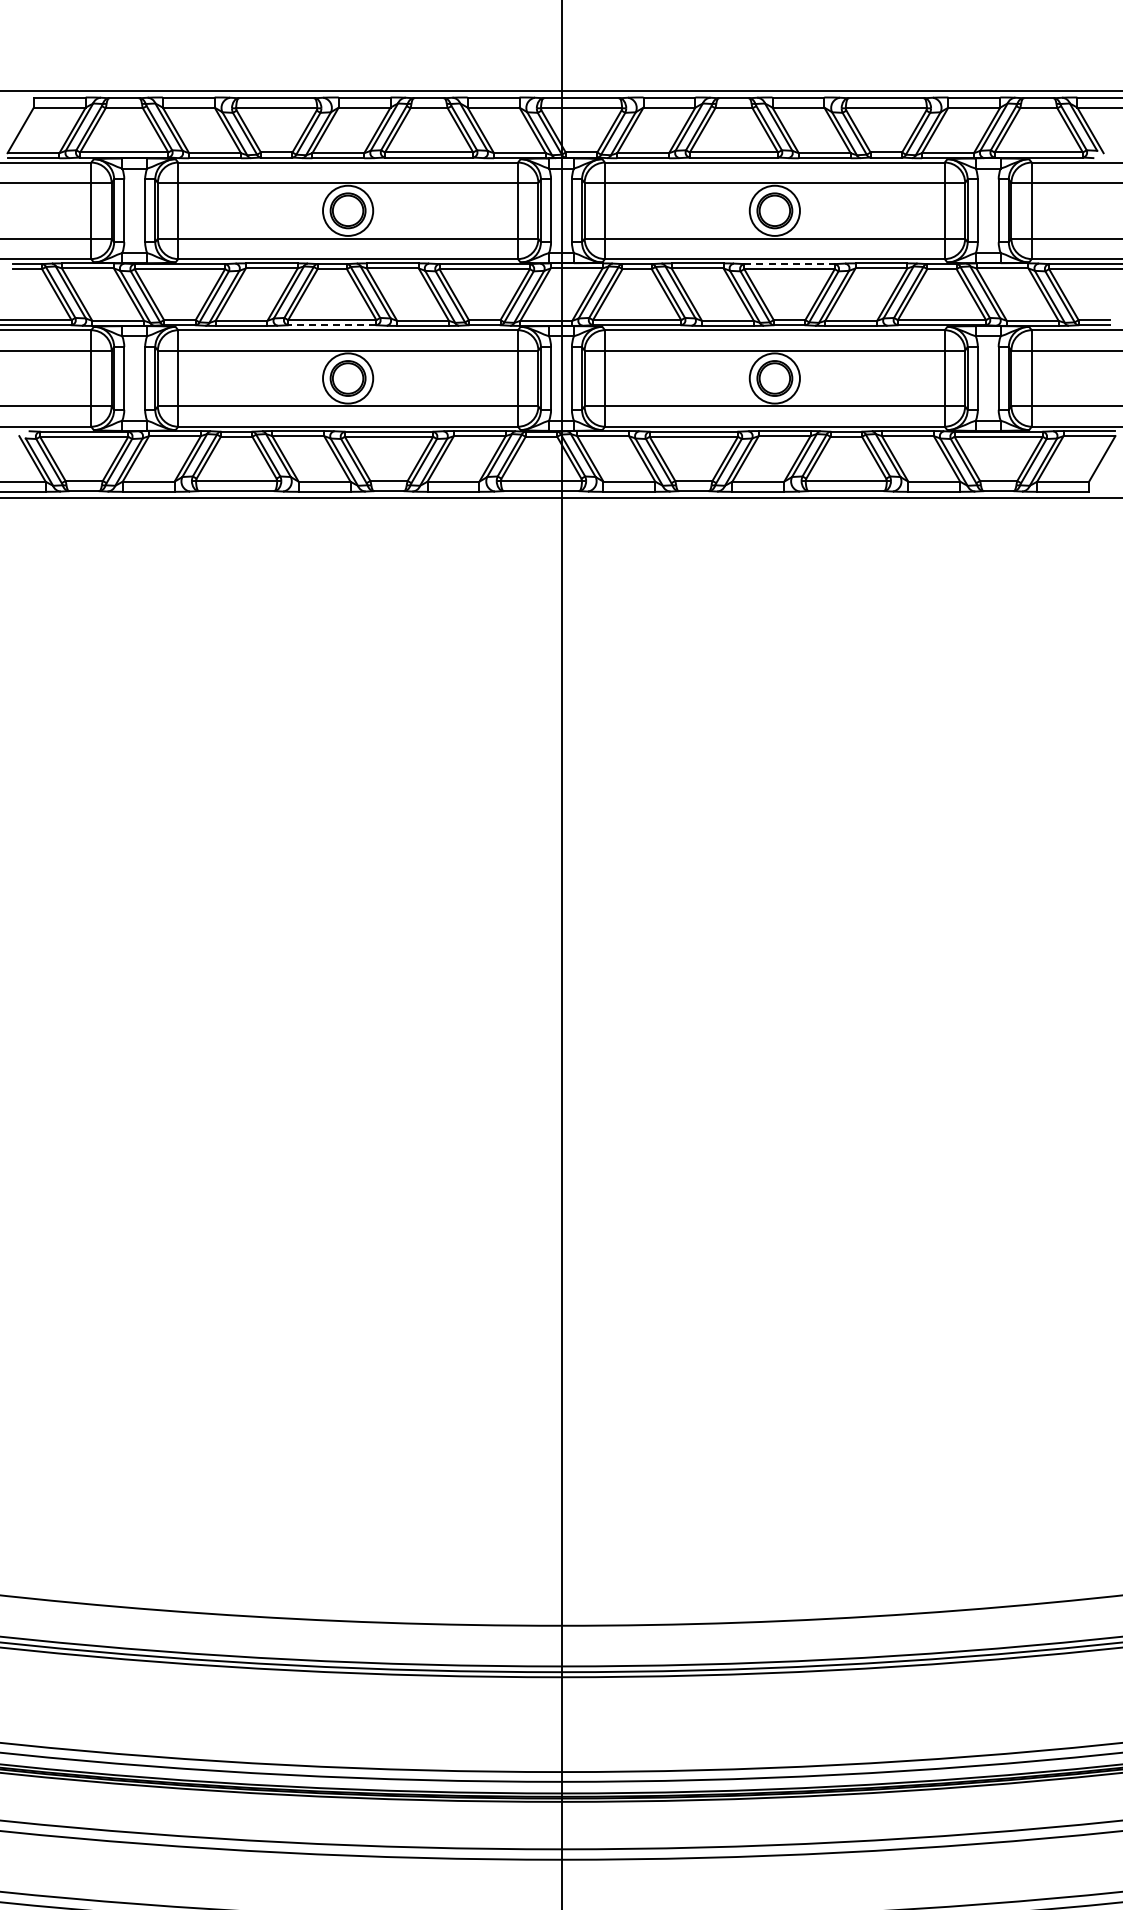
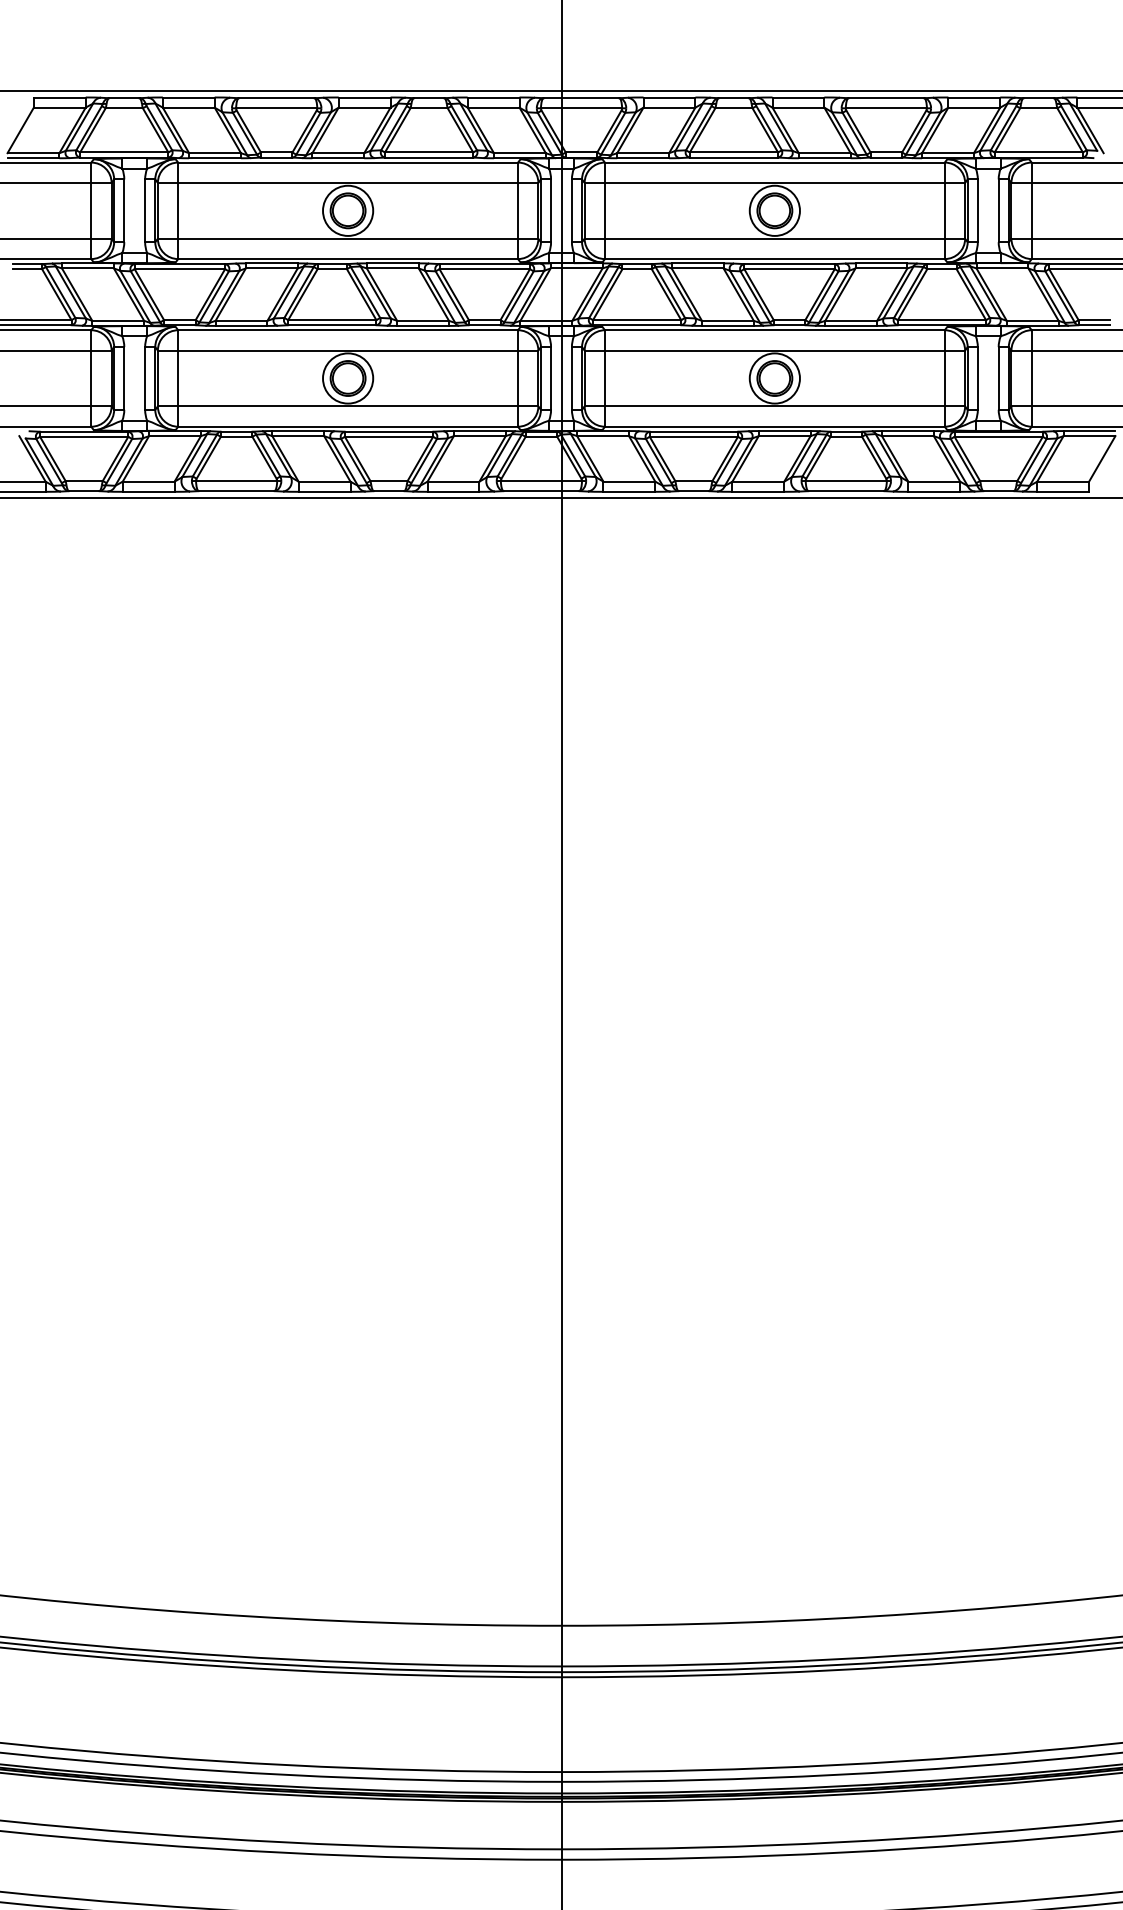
line: dashed -> solid (790, 264)
line: dashed -> solid (331, 325)
